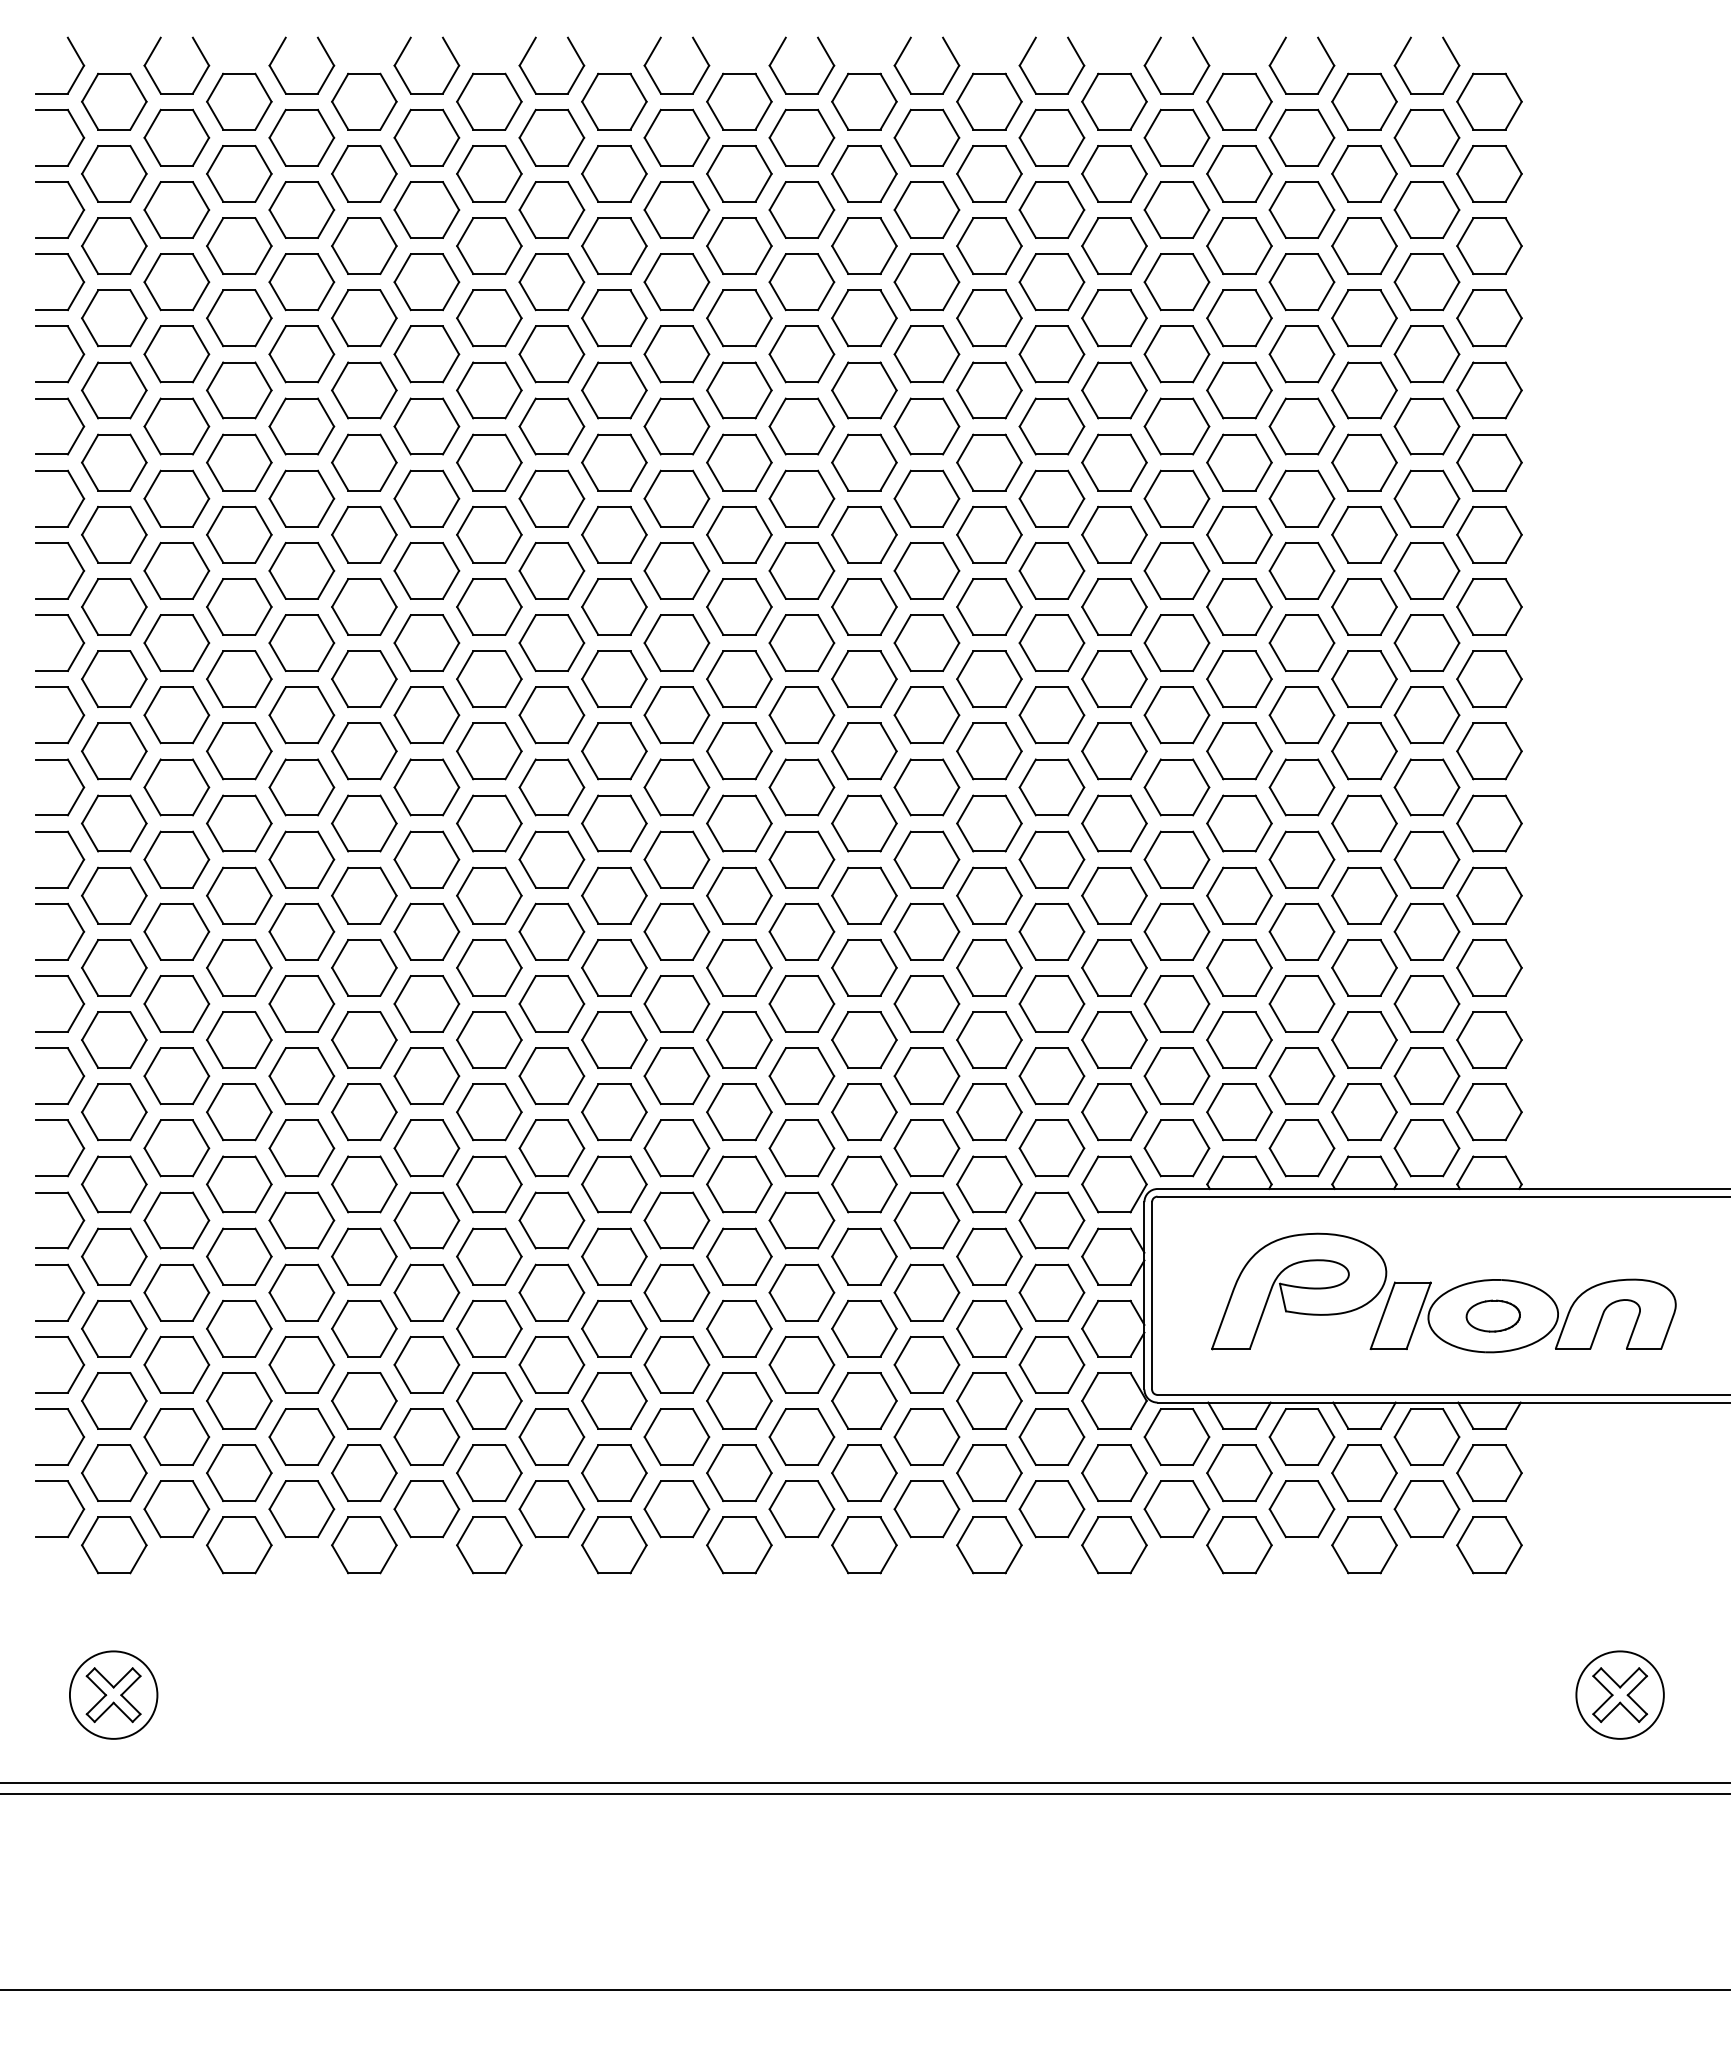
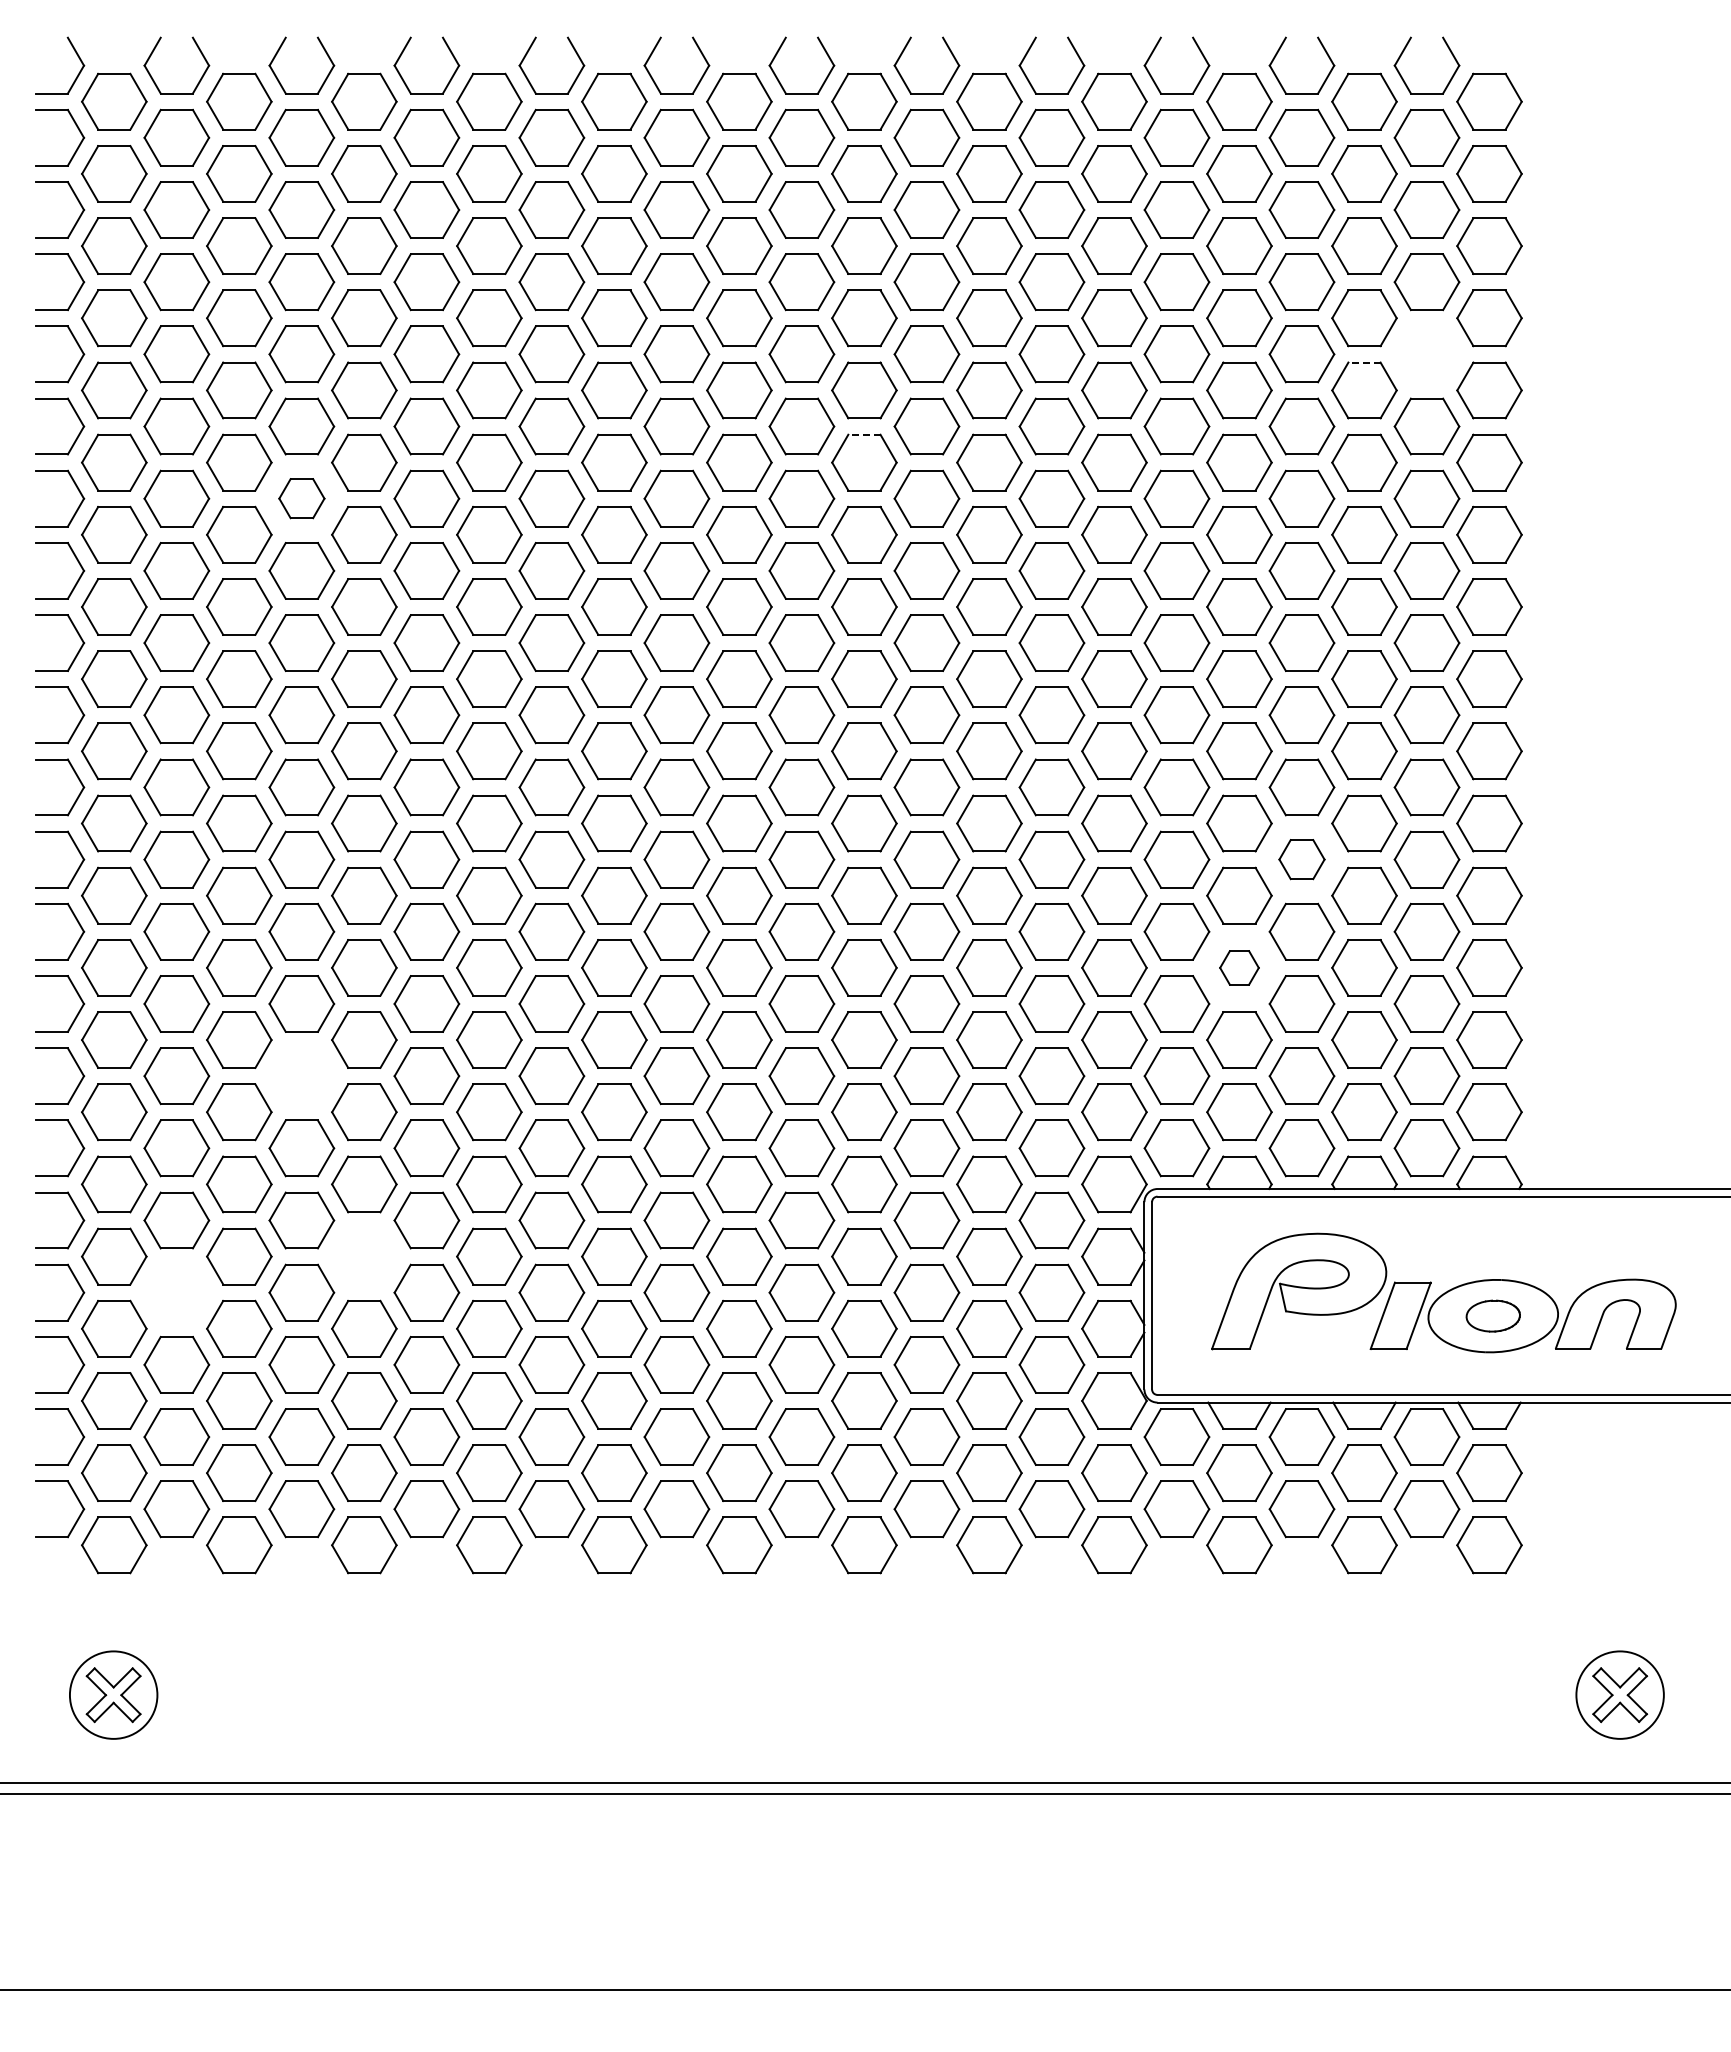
part: present -> none (1426, 354)
line: solid -> dashed (1364, 362)
line: solid -> dashed (863, 434)
part size: 68x59 px -> 48x42 px (301, 498)
part size: 68x59 px -> 48x42 px (1301, 859)
part size: 67x58 px -> 41x36 px (1239, 967)
part: present -> none (301, 1076)
part: present -> none (364, 1256)
part: present -> none (176, 1292)
